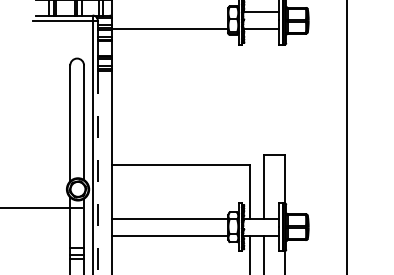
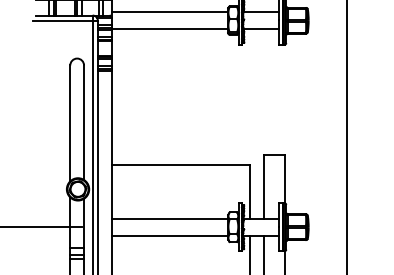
line: none -> present (169, 12)
line: dashed -> solid (97, 173)
line position: (41, 208) -> (41, 227) (41, 227)
